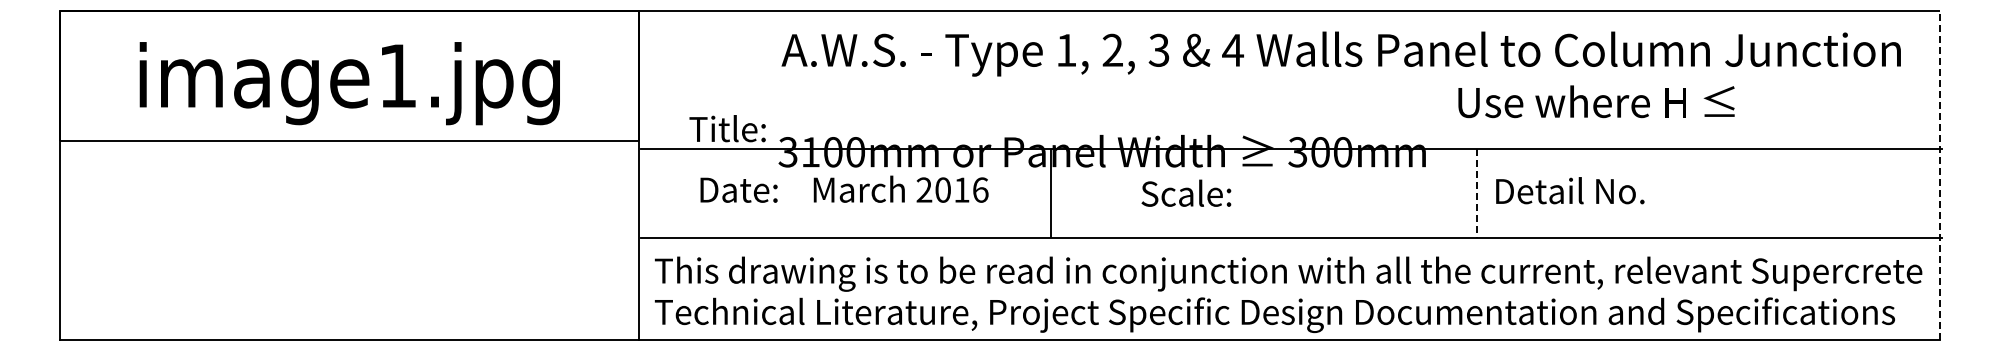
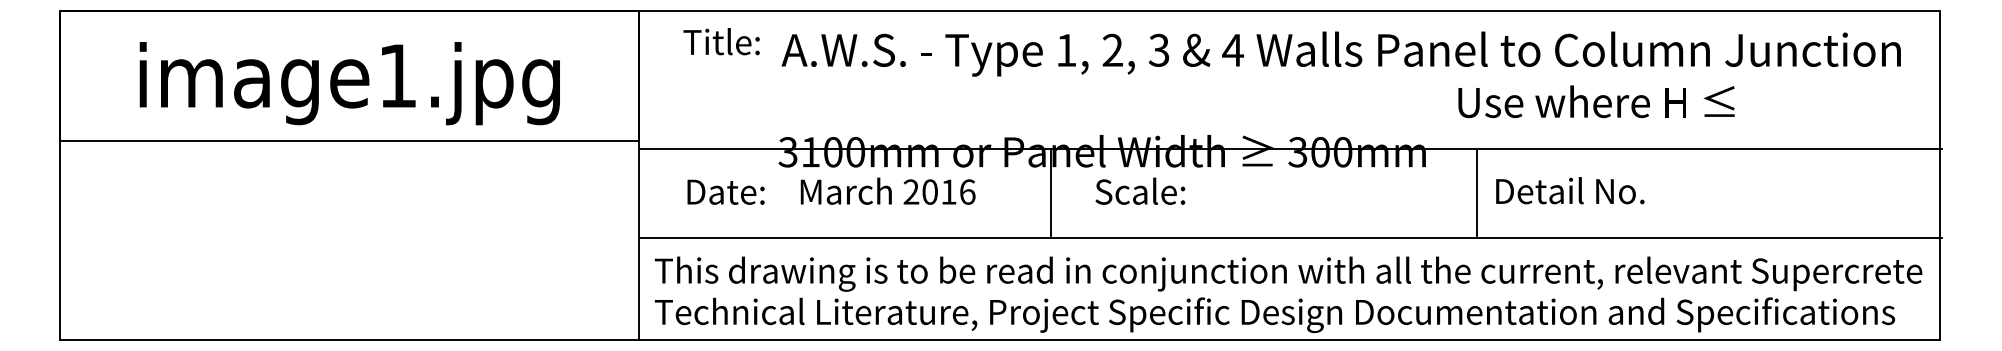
text position: (727, 128) -> (721, 41) (721, 41)
line: dashed -> solid (1940, 175)
text position: (844, 188) -> (831, 190) (831, 190)
text position: (1186, 192) -> (1140, 190) (1140, 190)
line: dashed -> solid (1476, 193)
